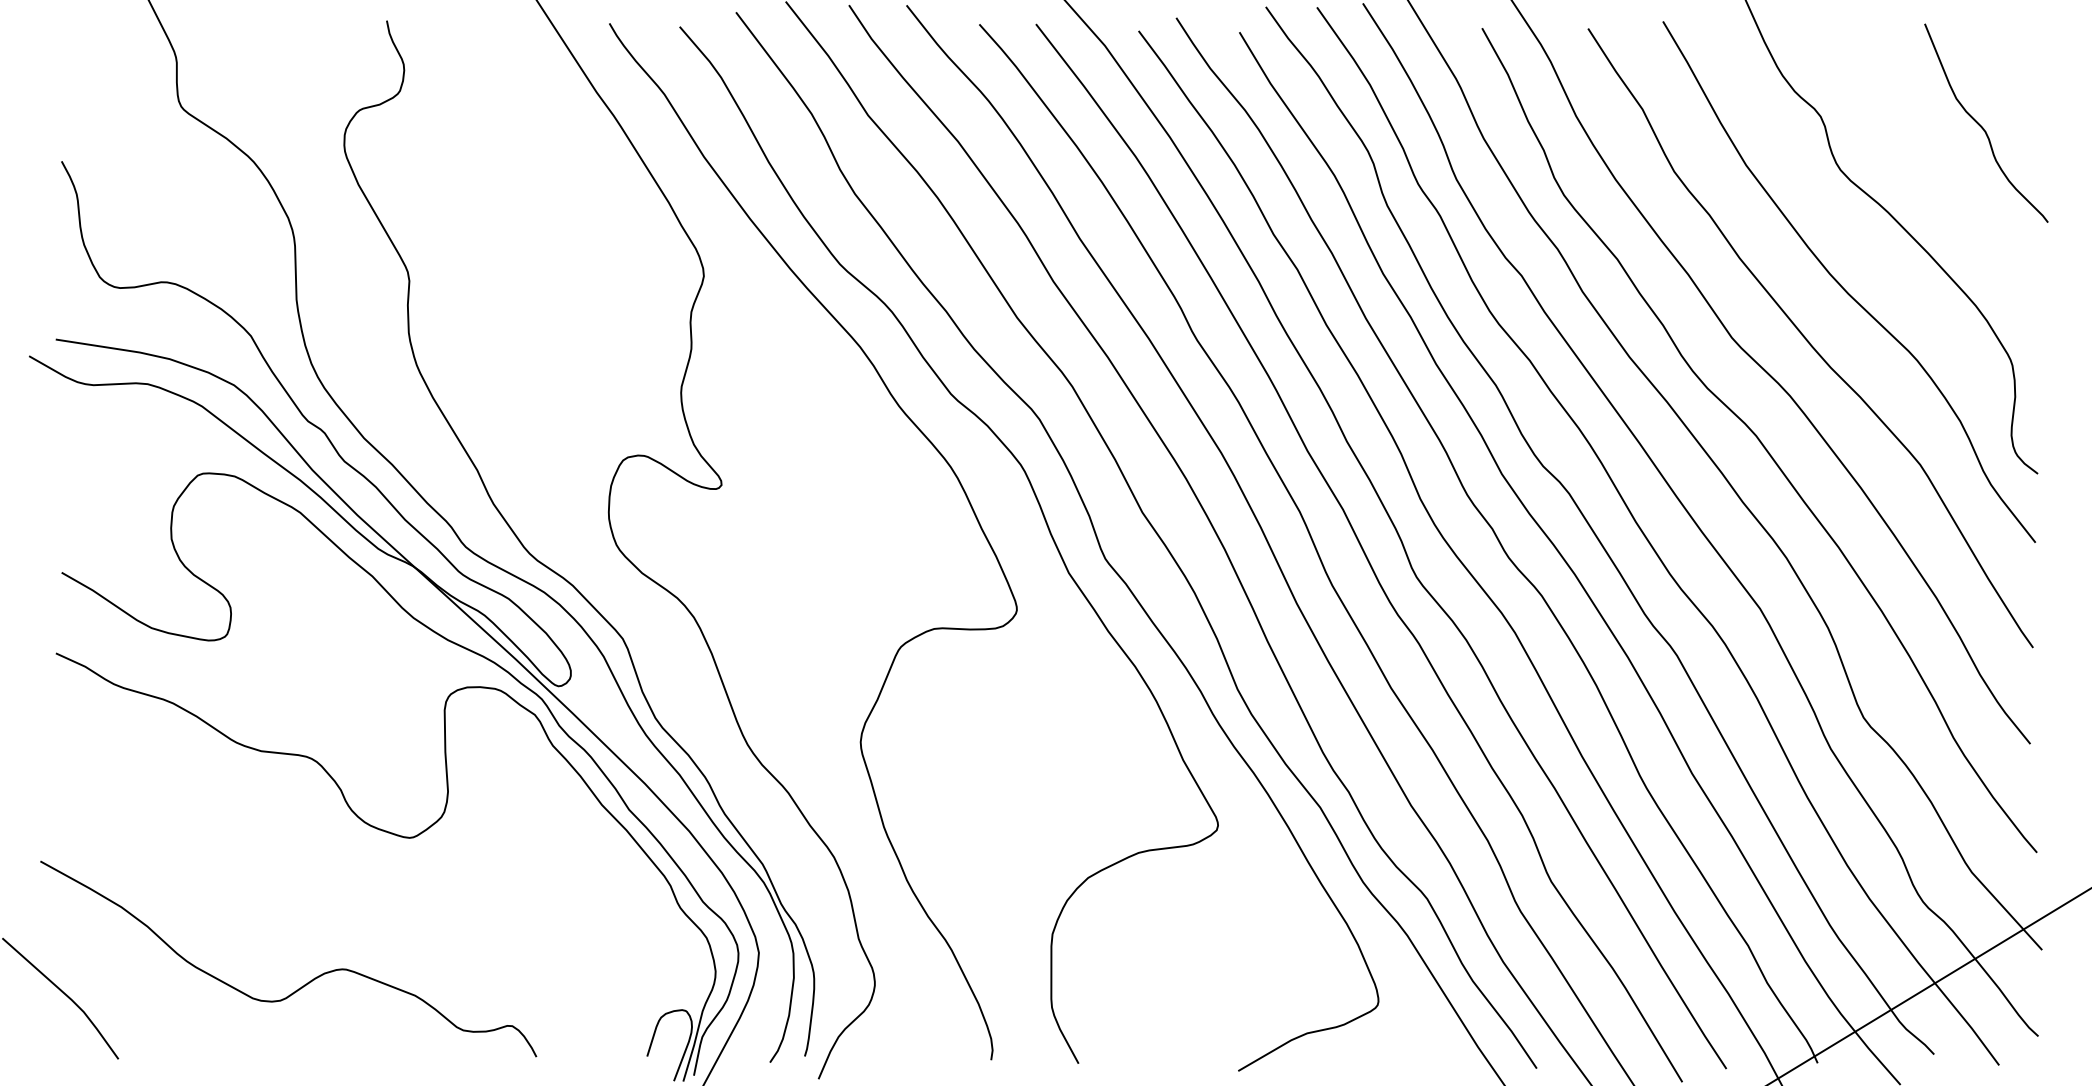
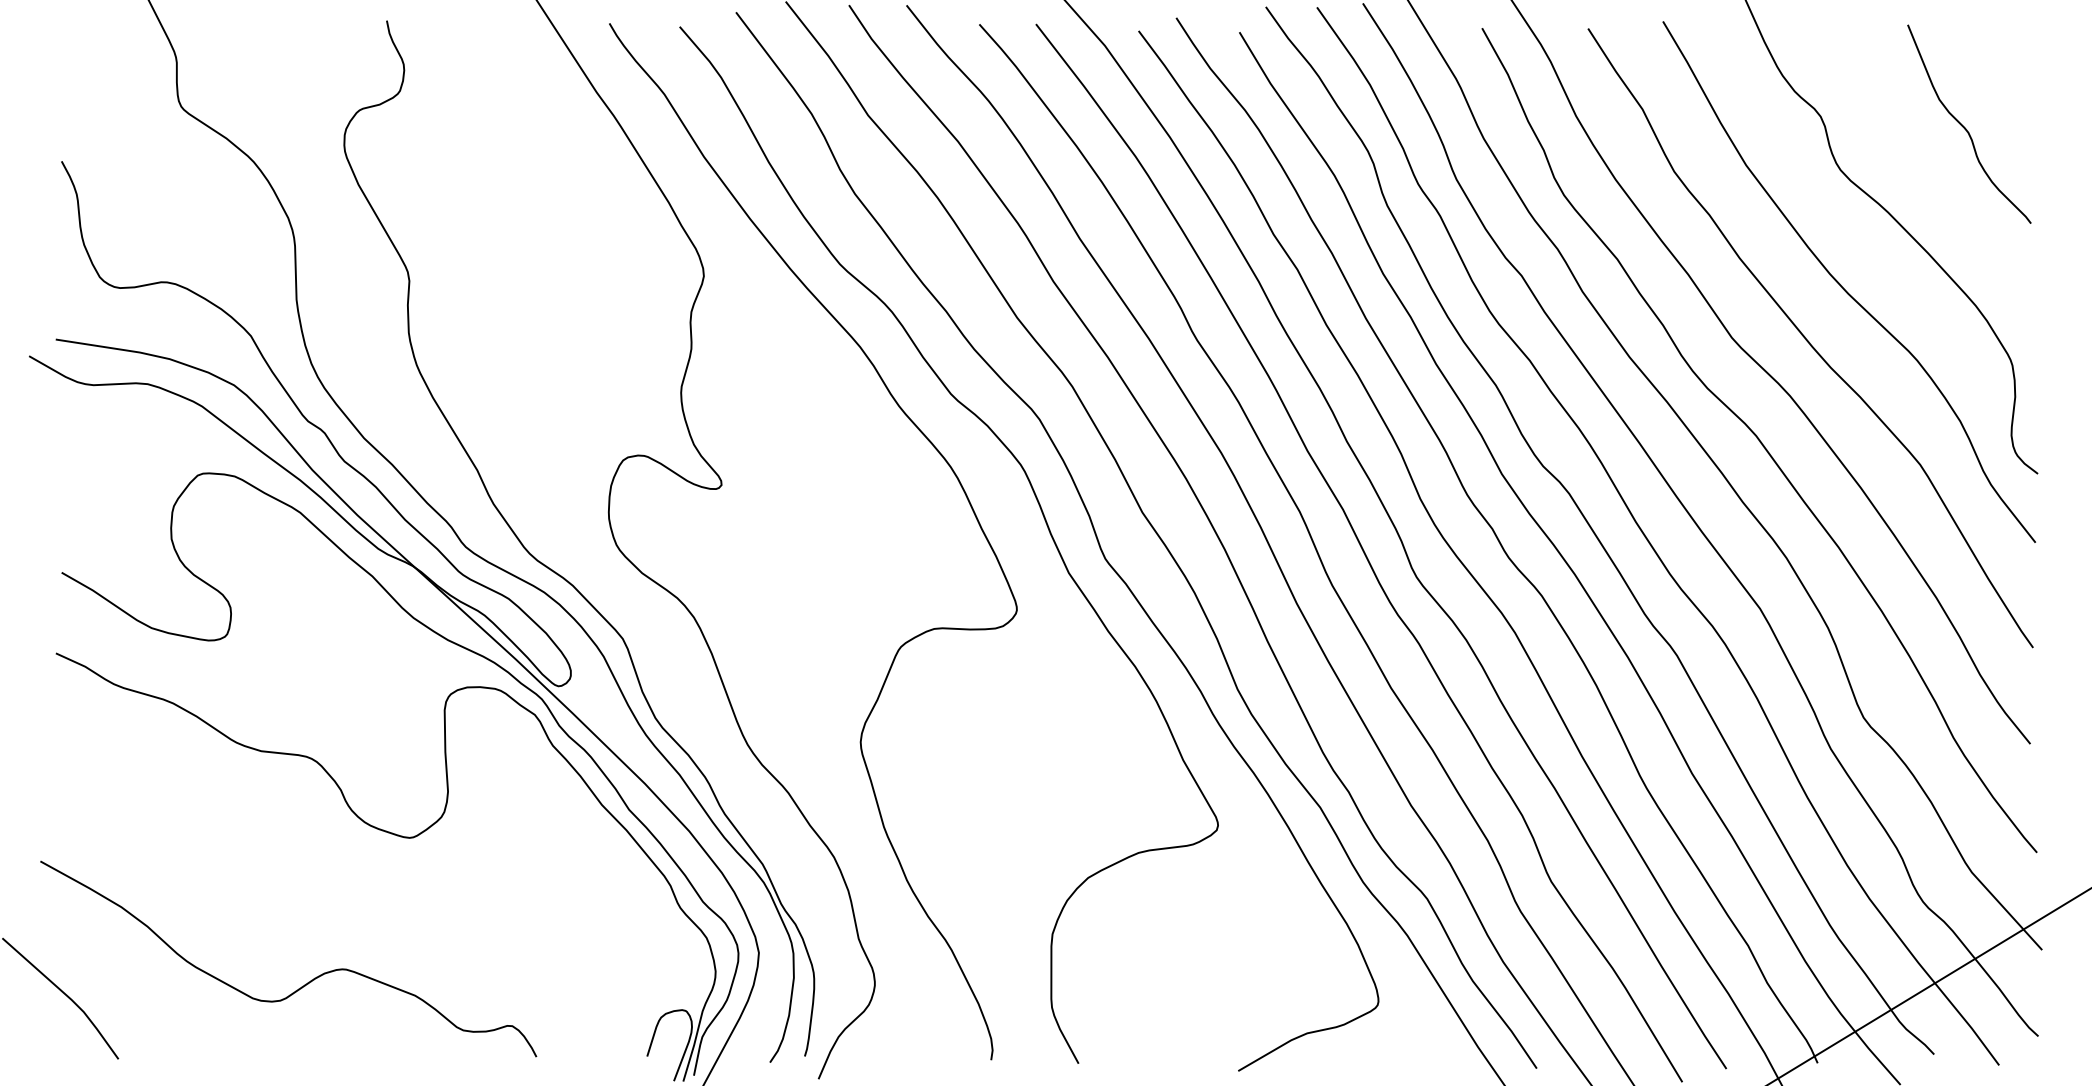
curve position: (1982, 126) -> (1965, 127) (1965, 127)
